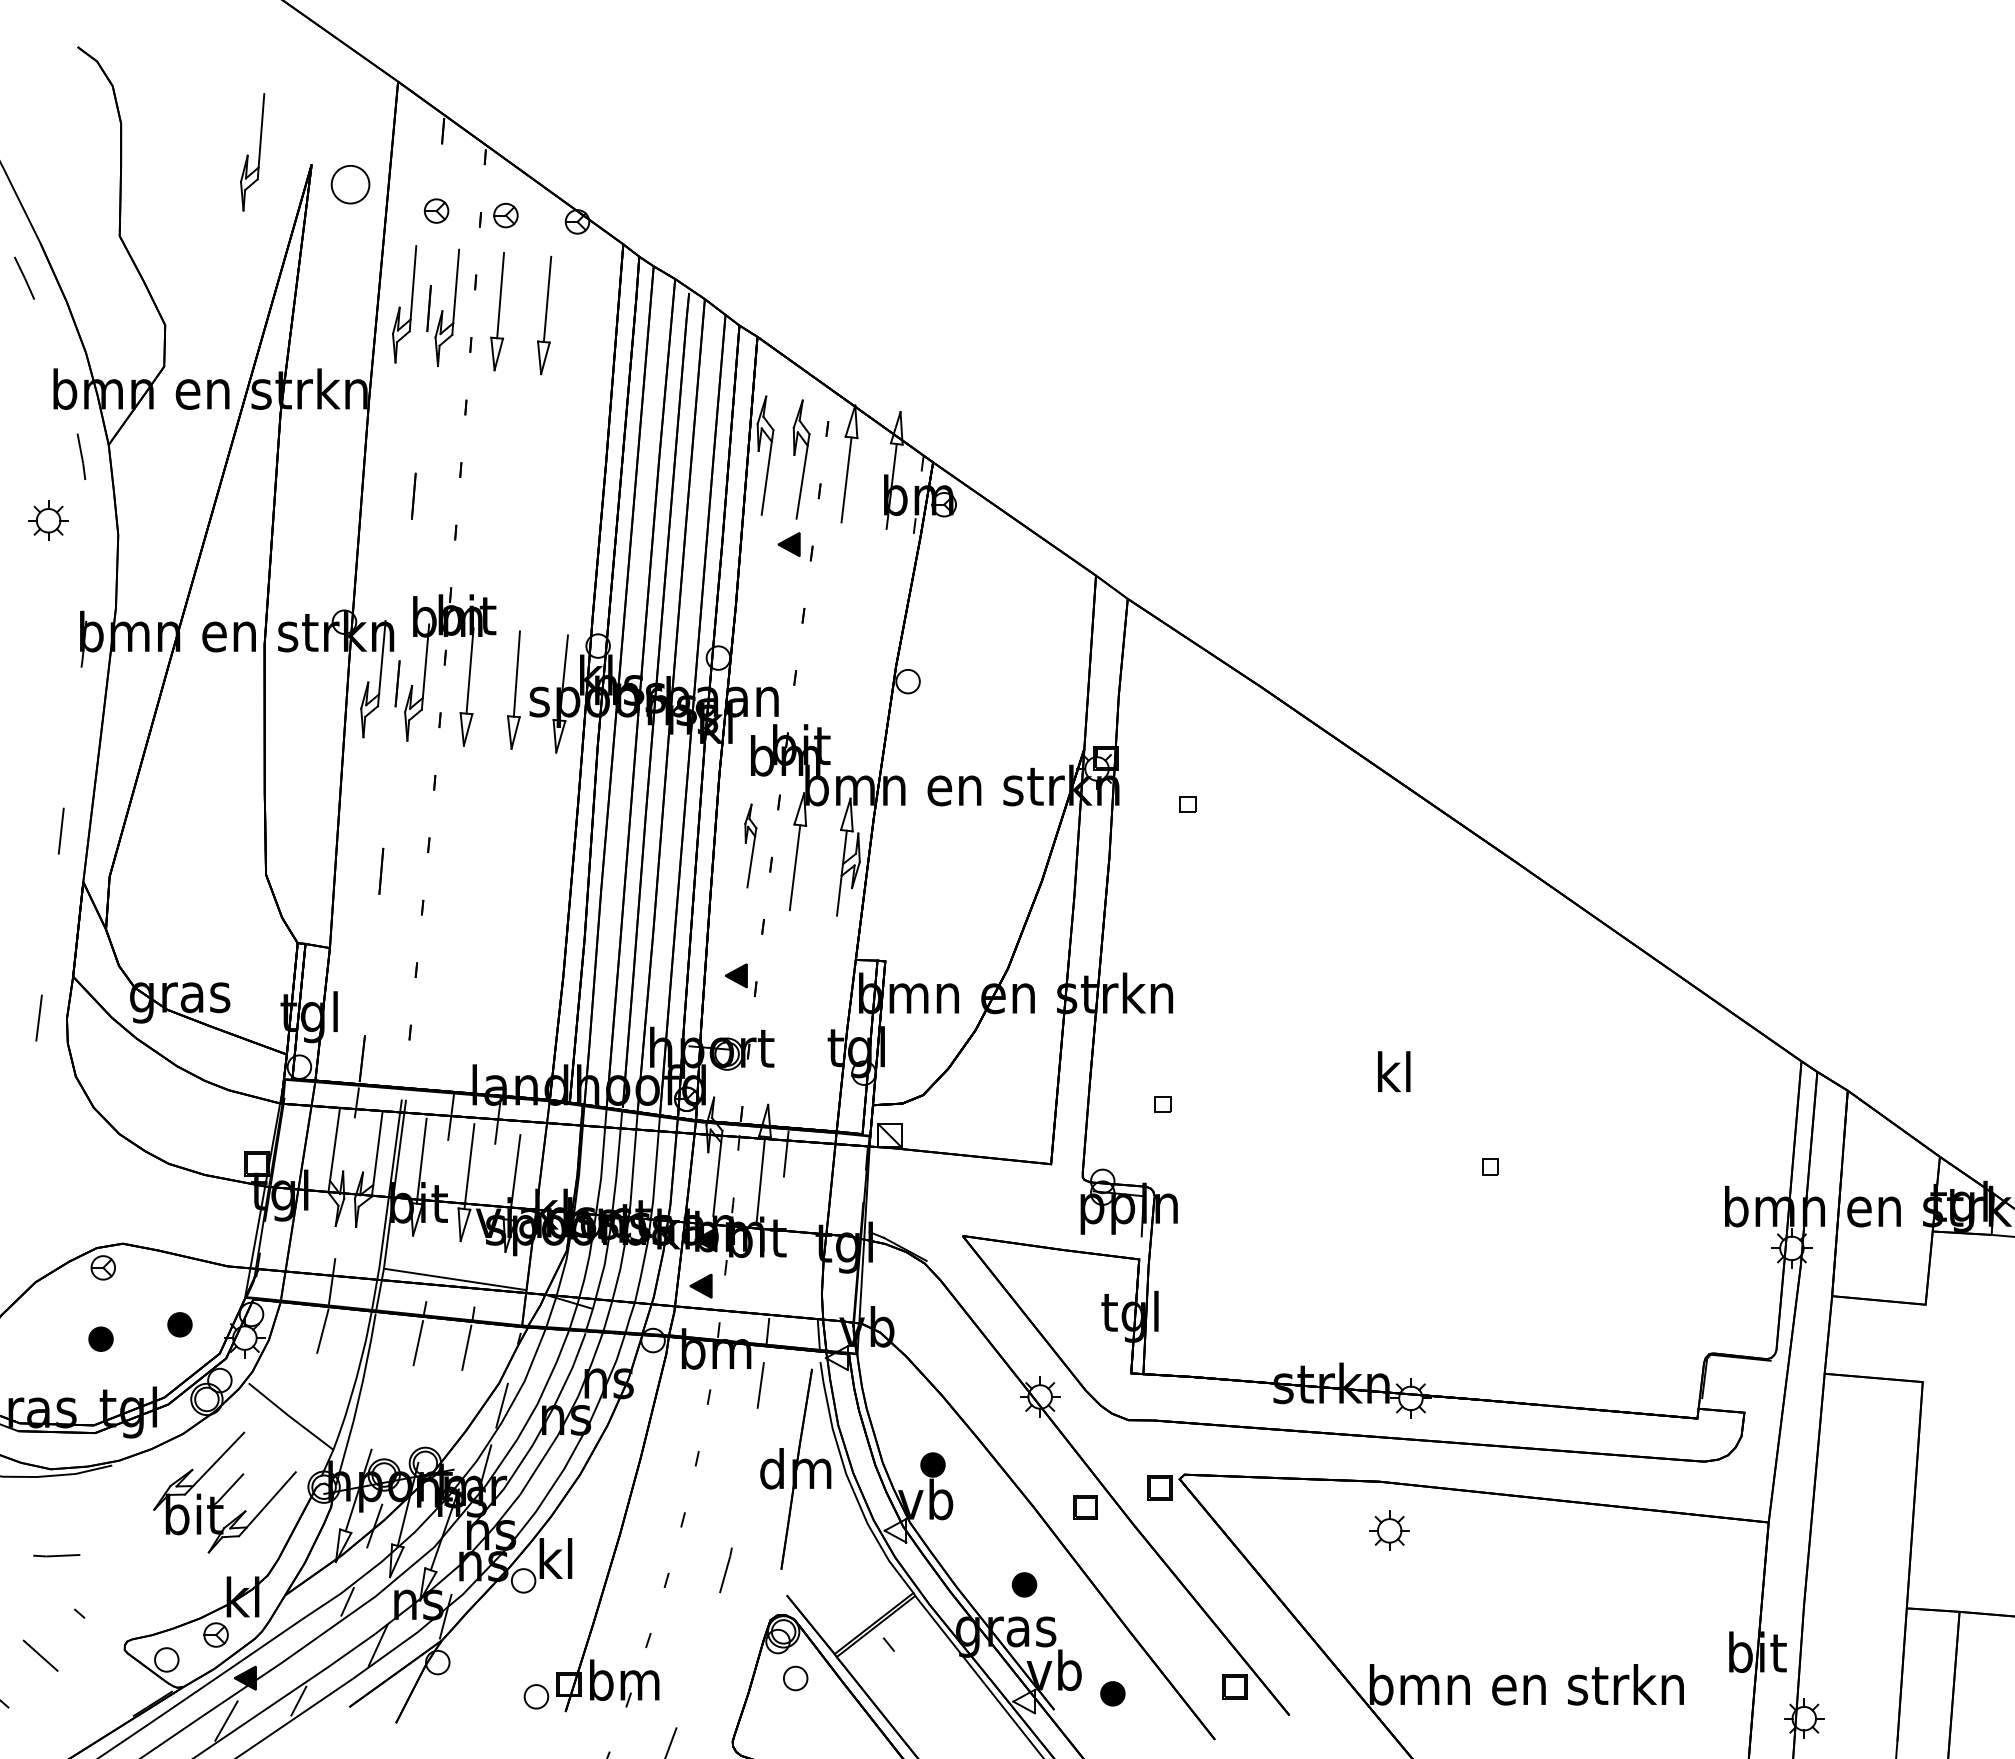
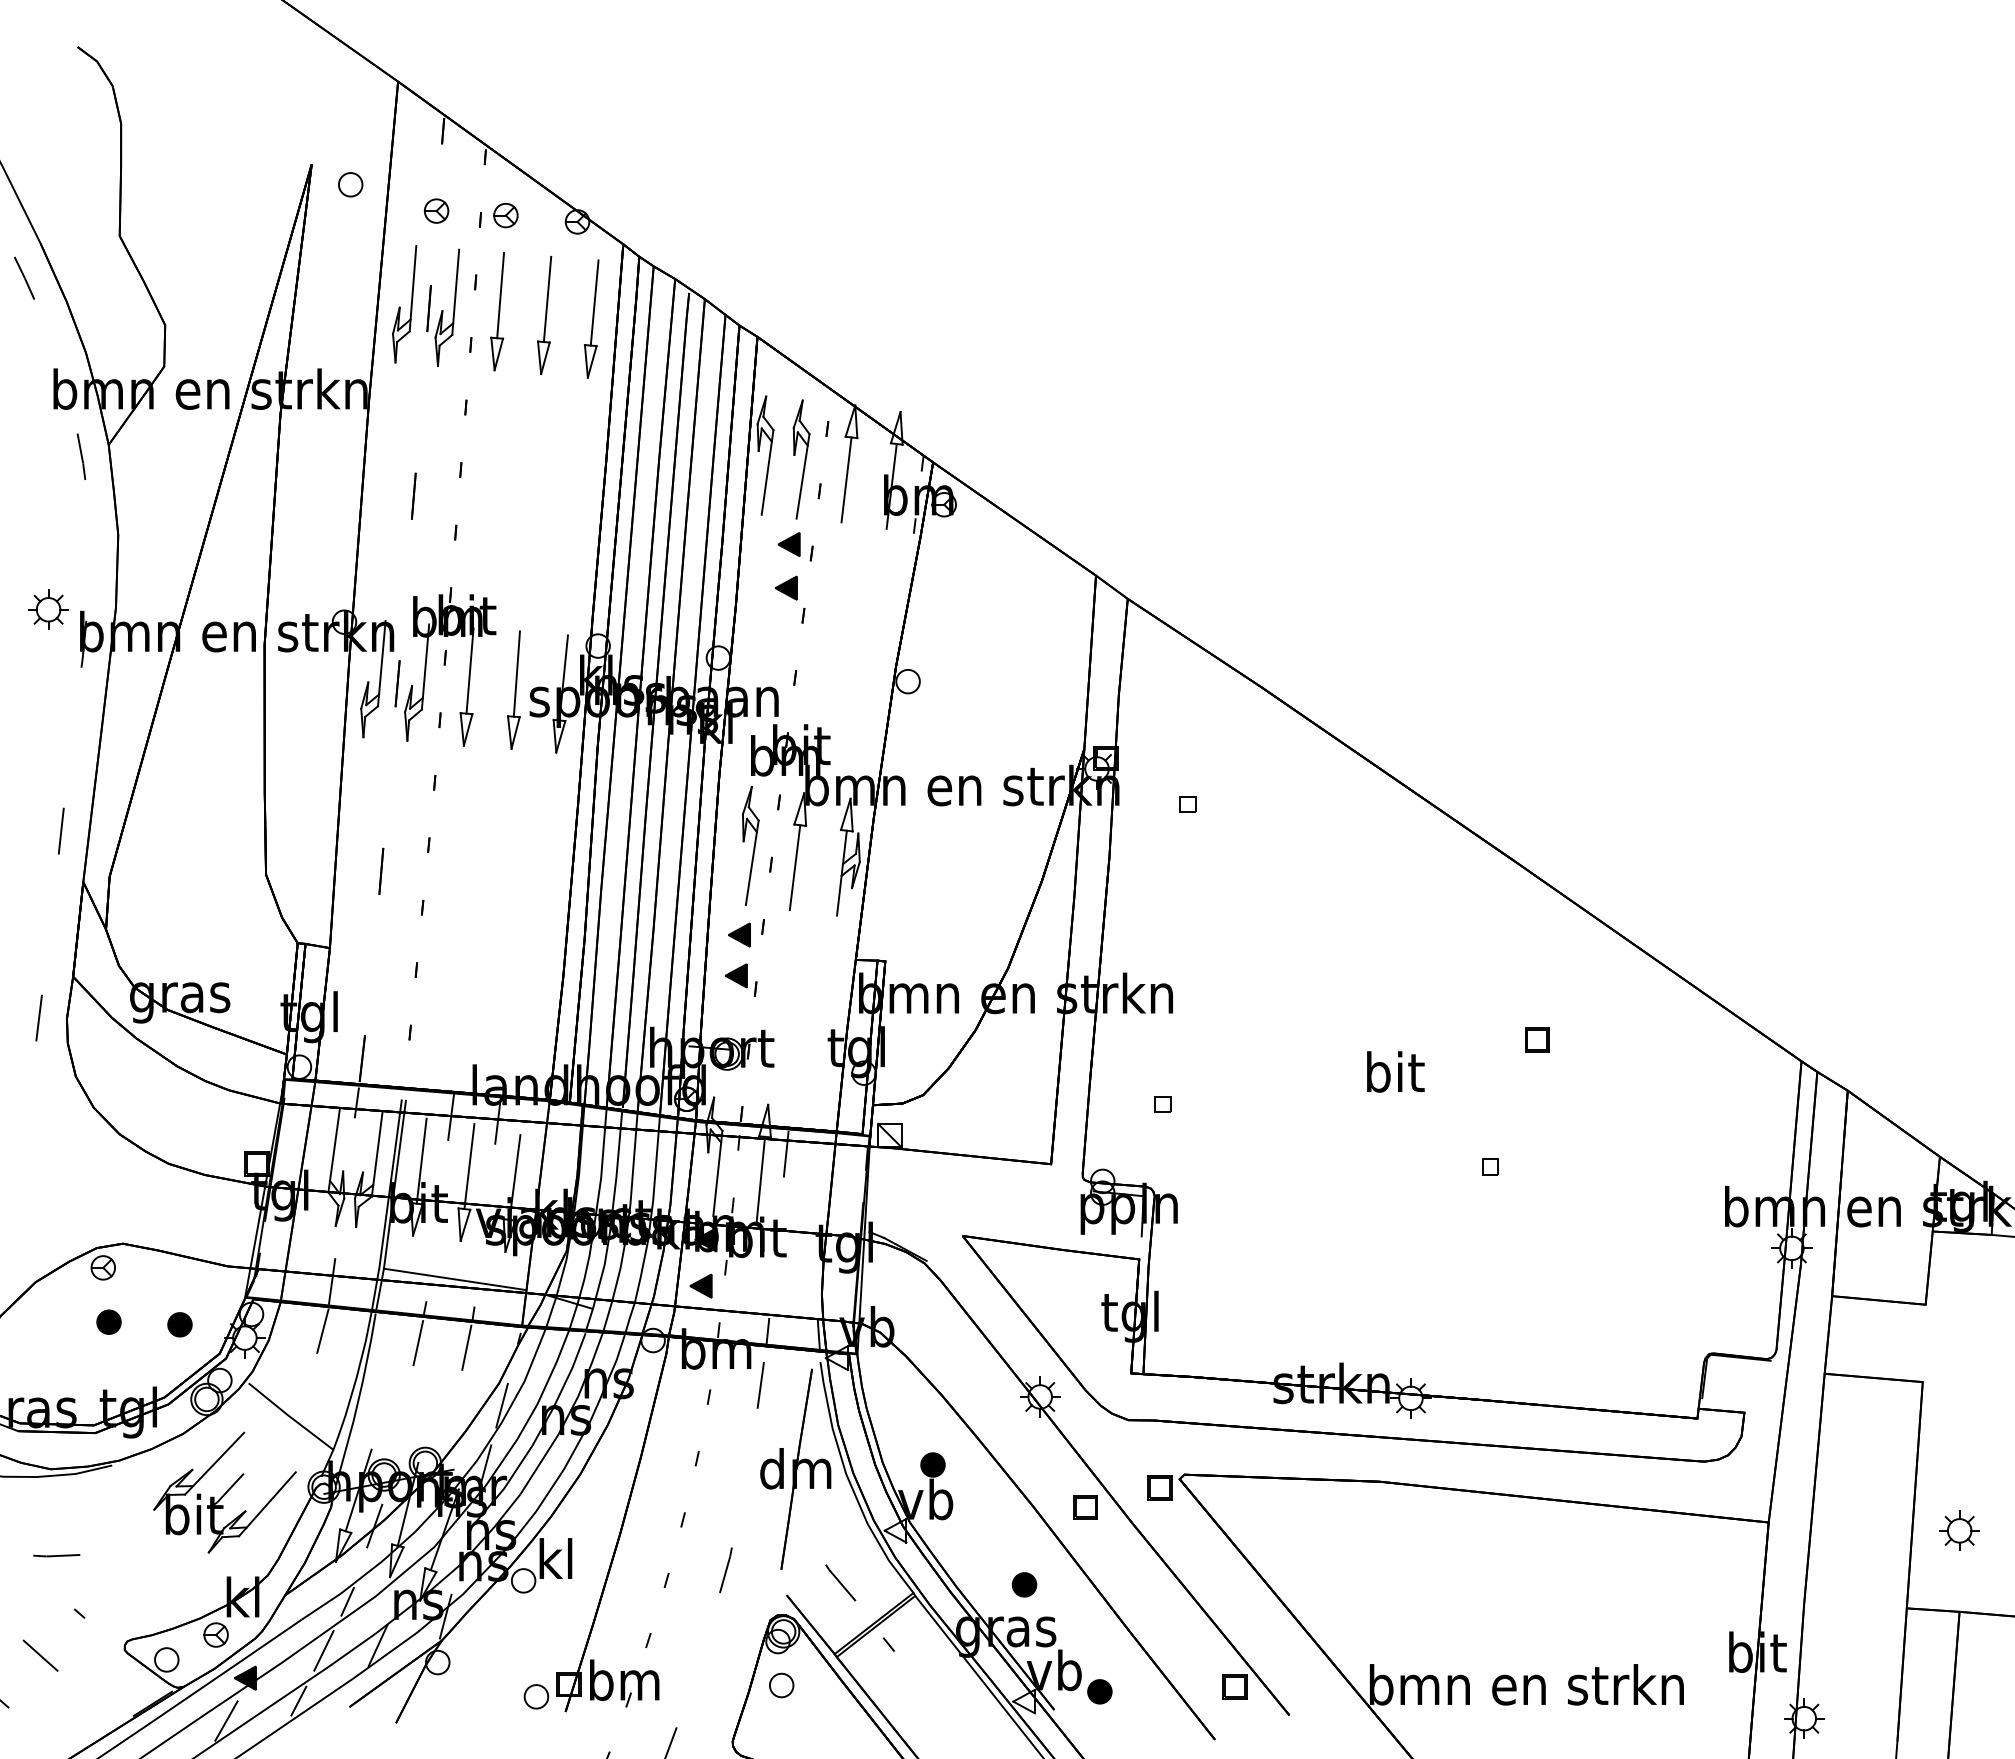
part: present -> none (252, 152)
part size: 41x40 px -> 26x26 px (350, 184)
part: none -> present (591, 318)
part position: (48, 520) -> (48, 609) (48, 609)
part: none -> present (786, 587)
part size: 14x86 px -> 18x120 px (750, 845)
part: none -> present (739, 934)
part: none -> present (1537, 1039)
text: kl -> bit (1395, 1071)
part position: (100, 1338) -> (108, 1321) (108, 1321)
part position: (1389, 1530) -> (1959, 1530) (1959, 1530)
line: none -> present (840, 1582)
line: none -> present (323, 1650)
part position: (795, 1678) -> (781, 1685) (781, 1685)
part position: (1112, 1693) -> (1099, 1691) (1099, 1691)
